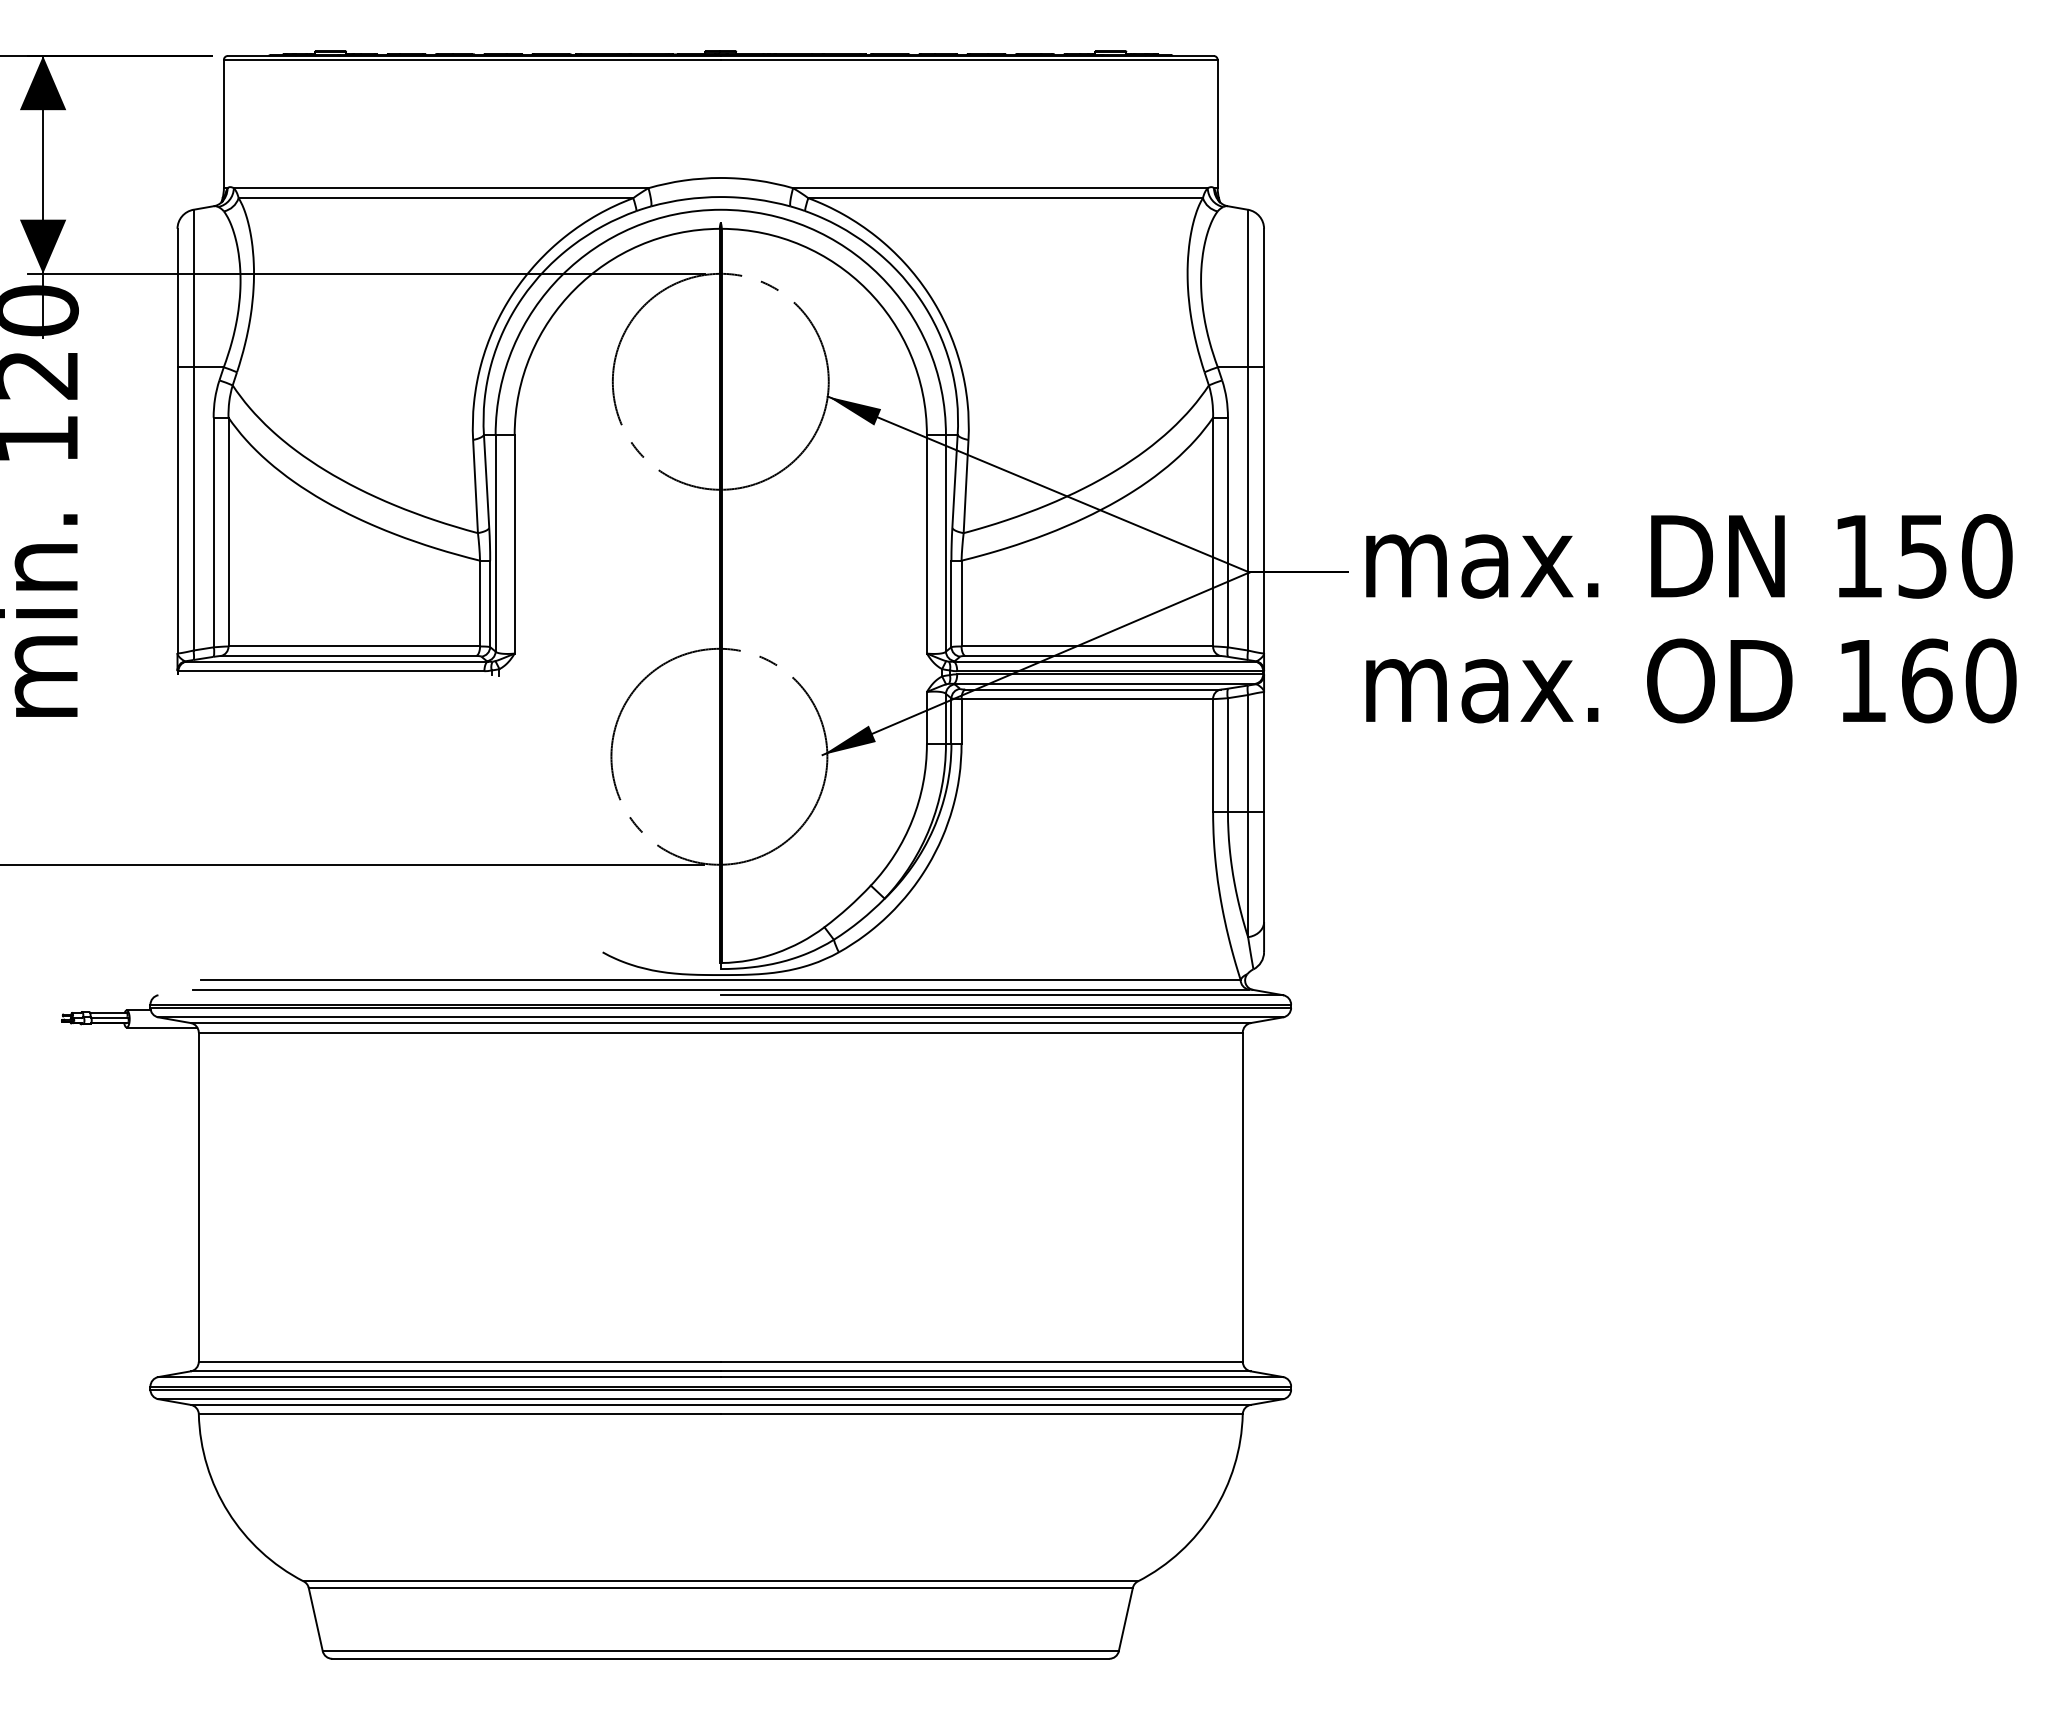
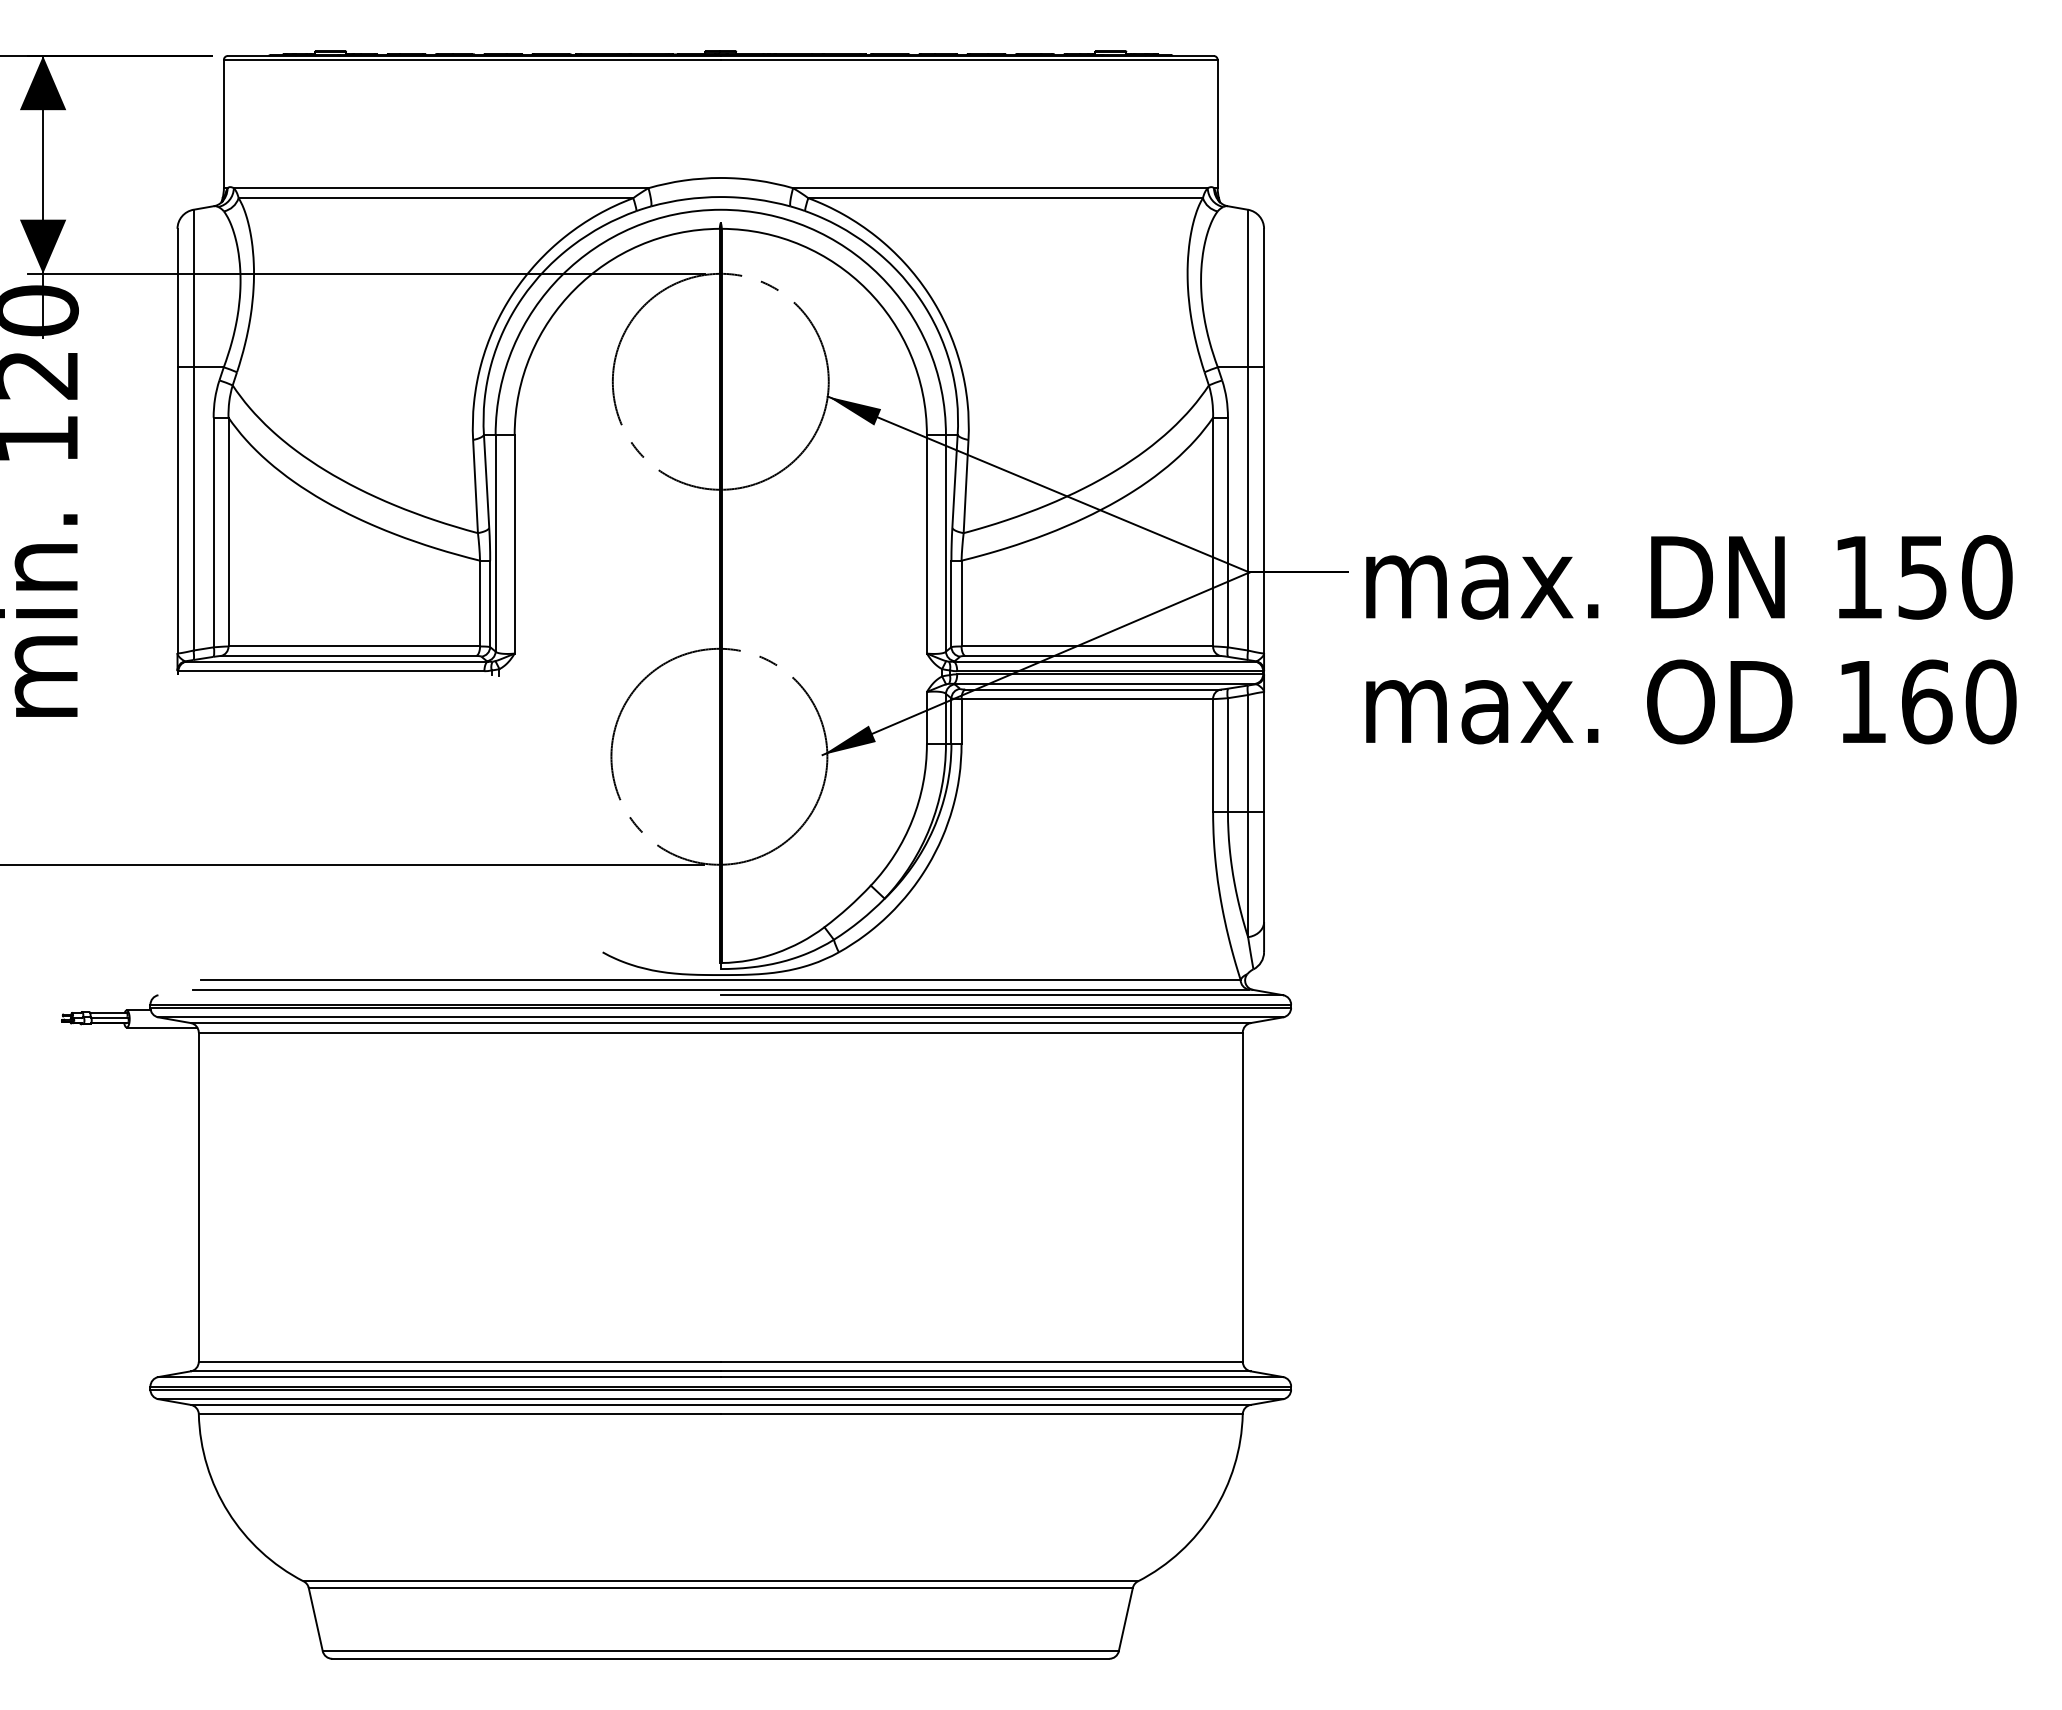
text position: (1691, 618) -> (1691, 639) (1691, 639)
